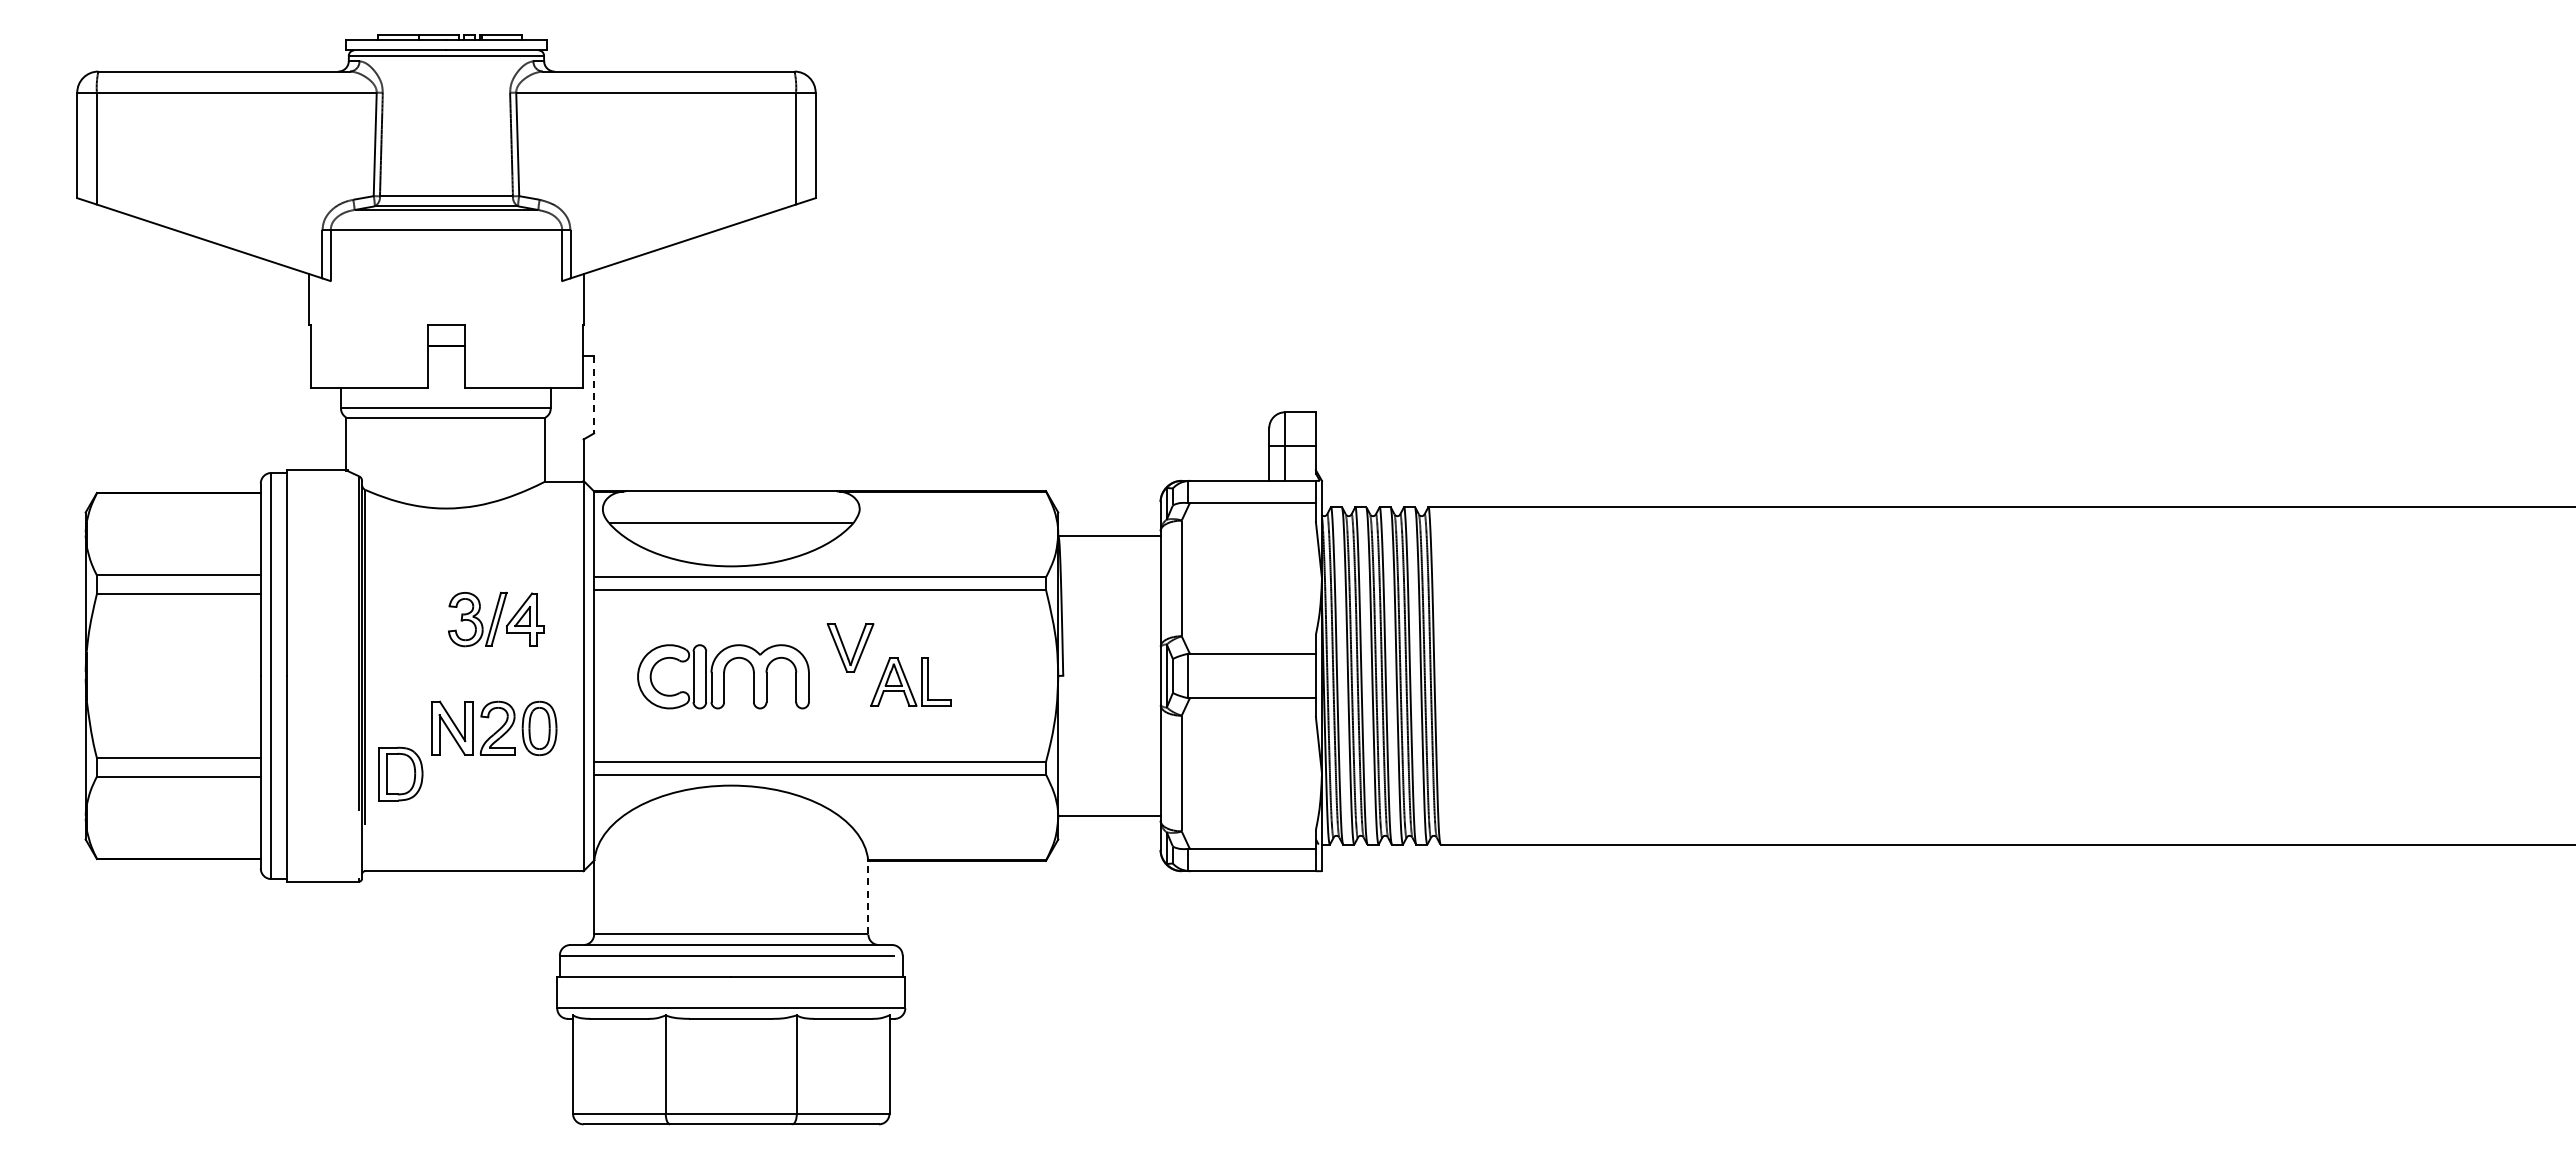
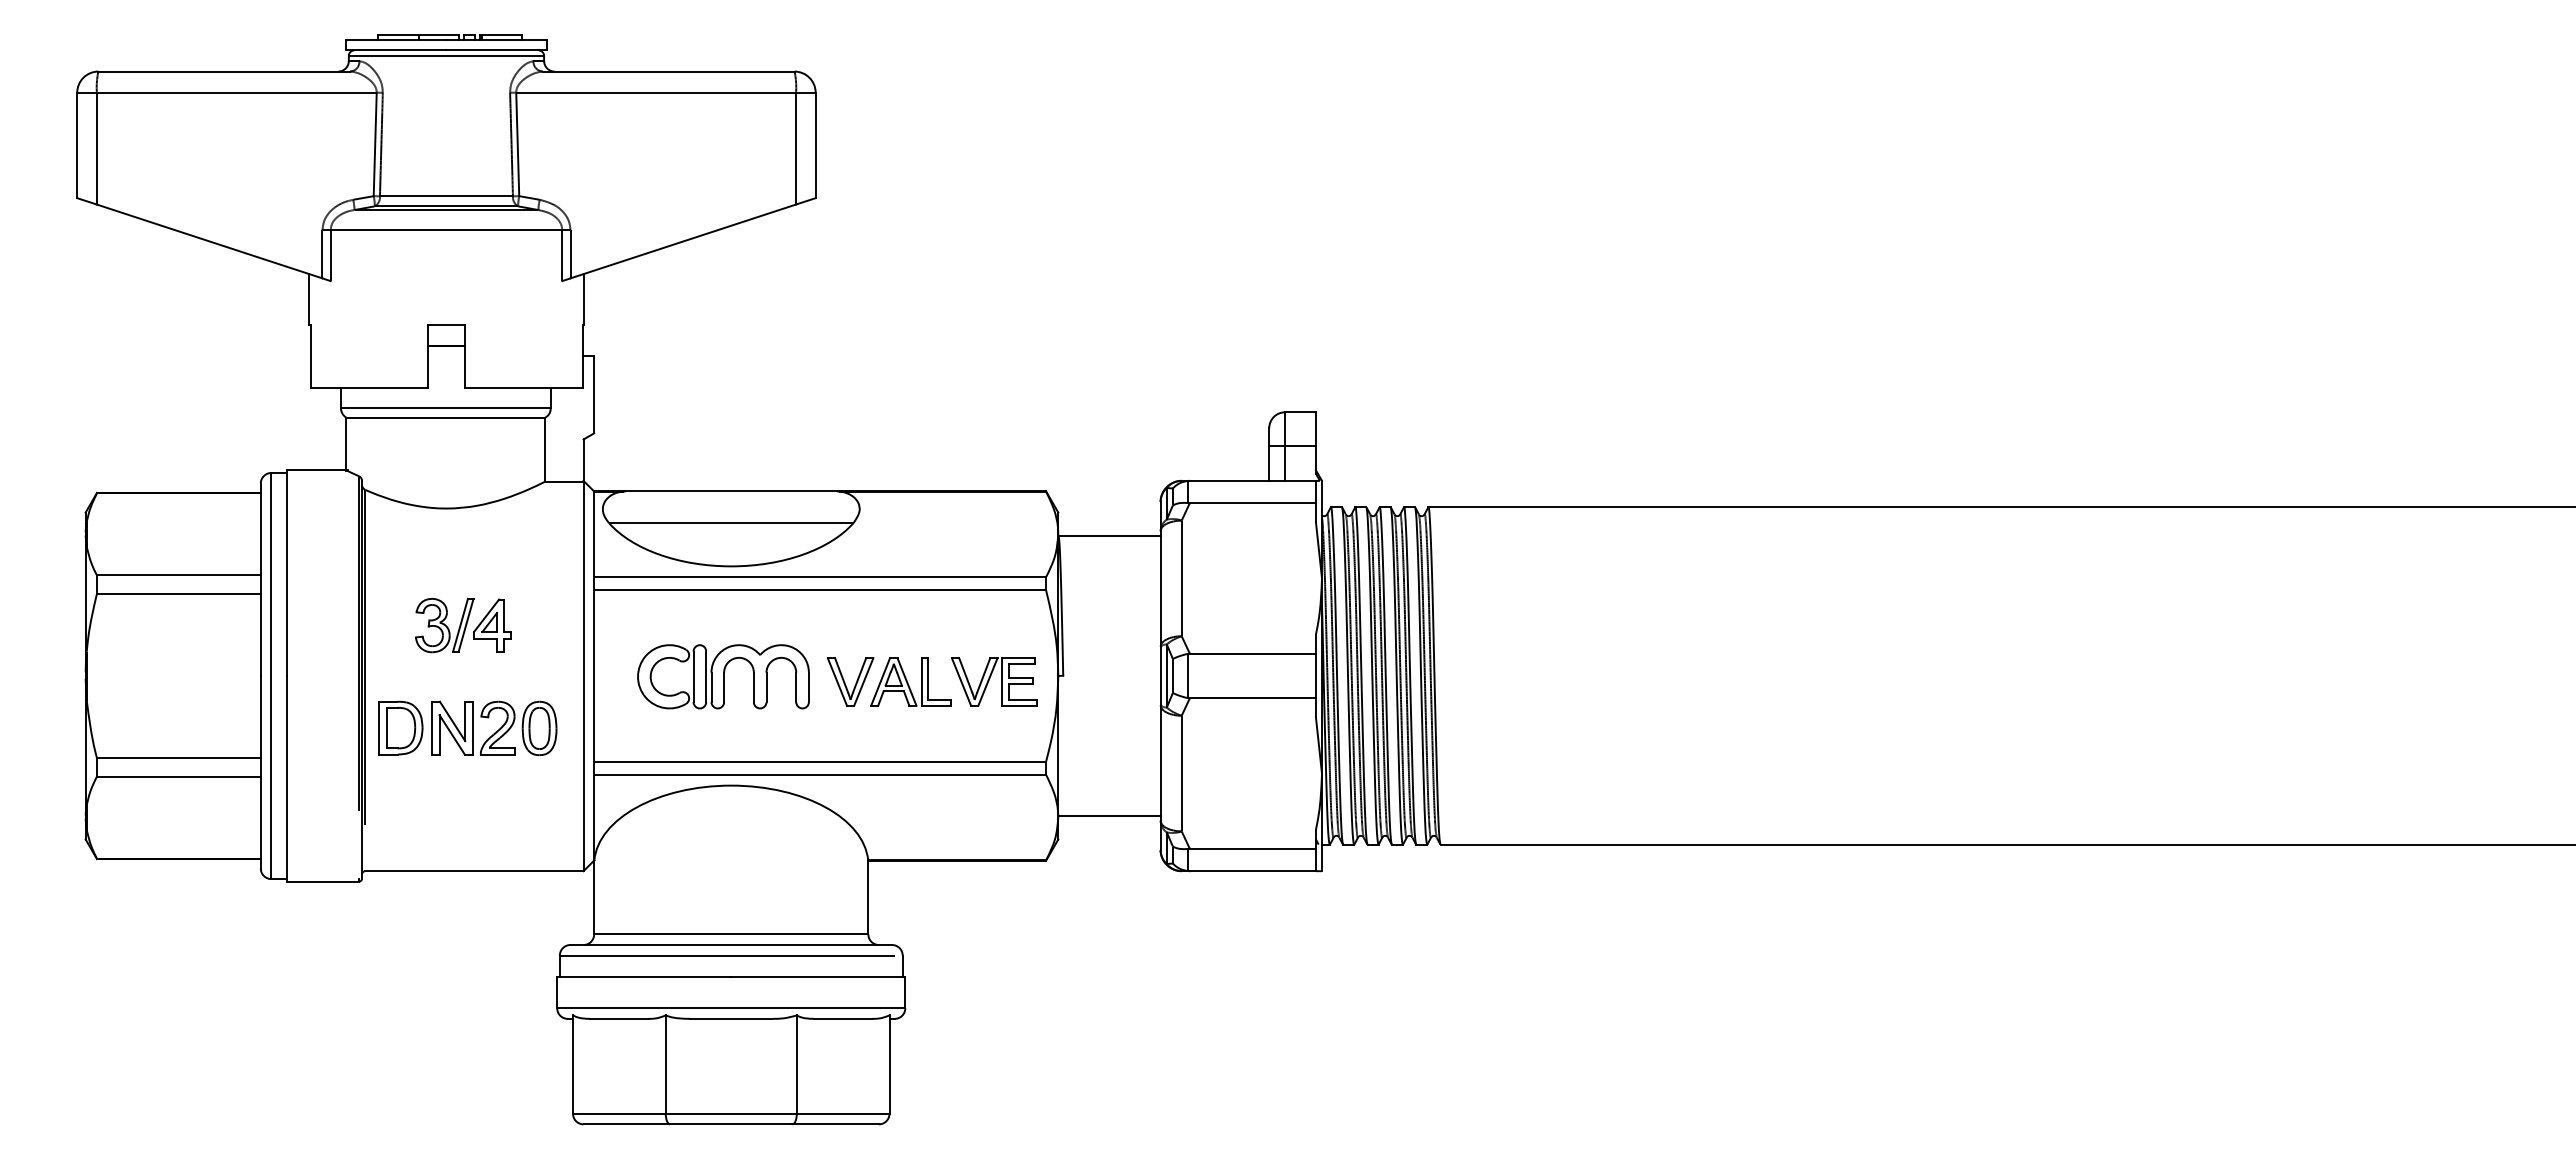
line: dashed -> solid (594, 394)
part position: (496, 619) -> (463, 625) (463, 625)
part position: (850, 647) -> (850, 681) (850, 681)
part: none -> present (994, 681)
part position: (400, 773) -> (400, 727) (400, 727)
line: dashed -> solid (868, 897)
